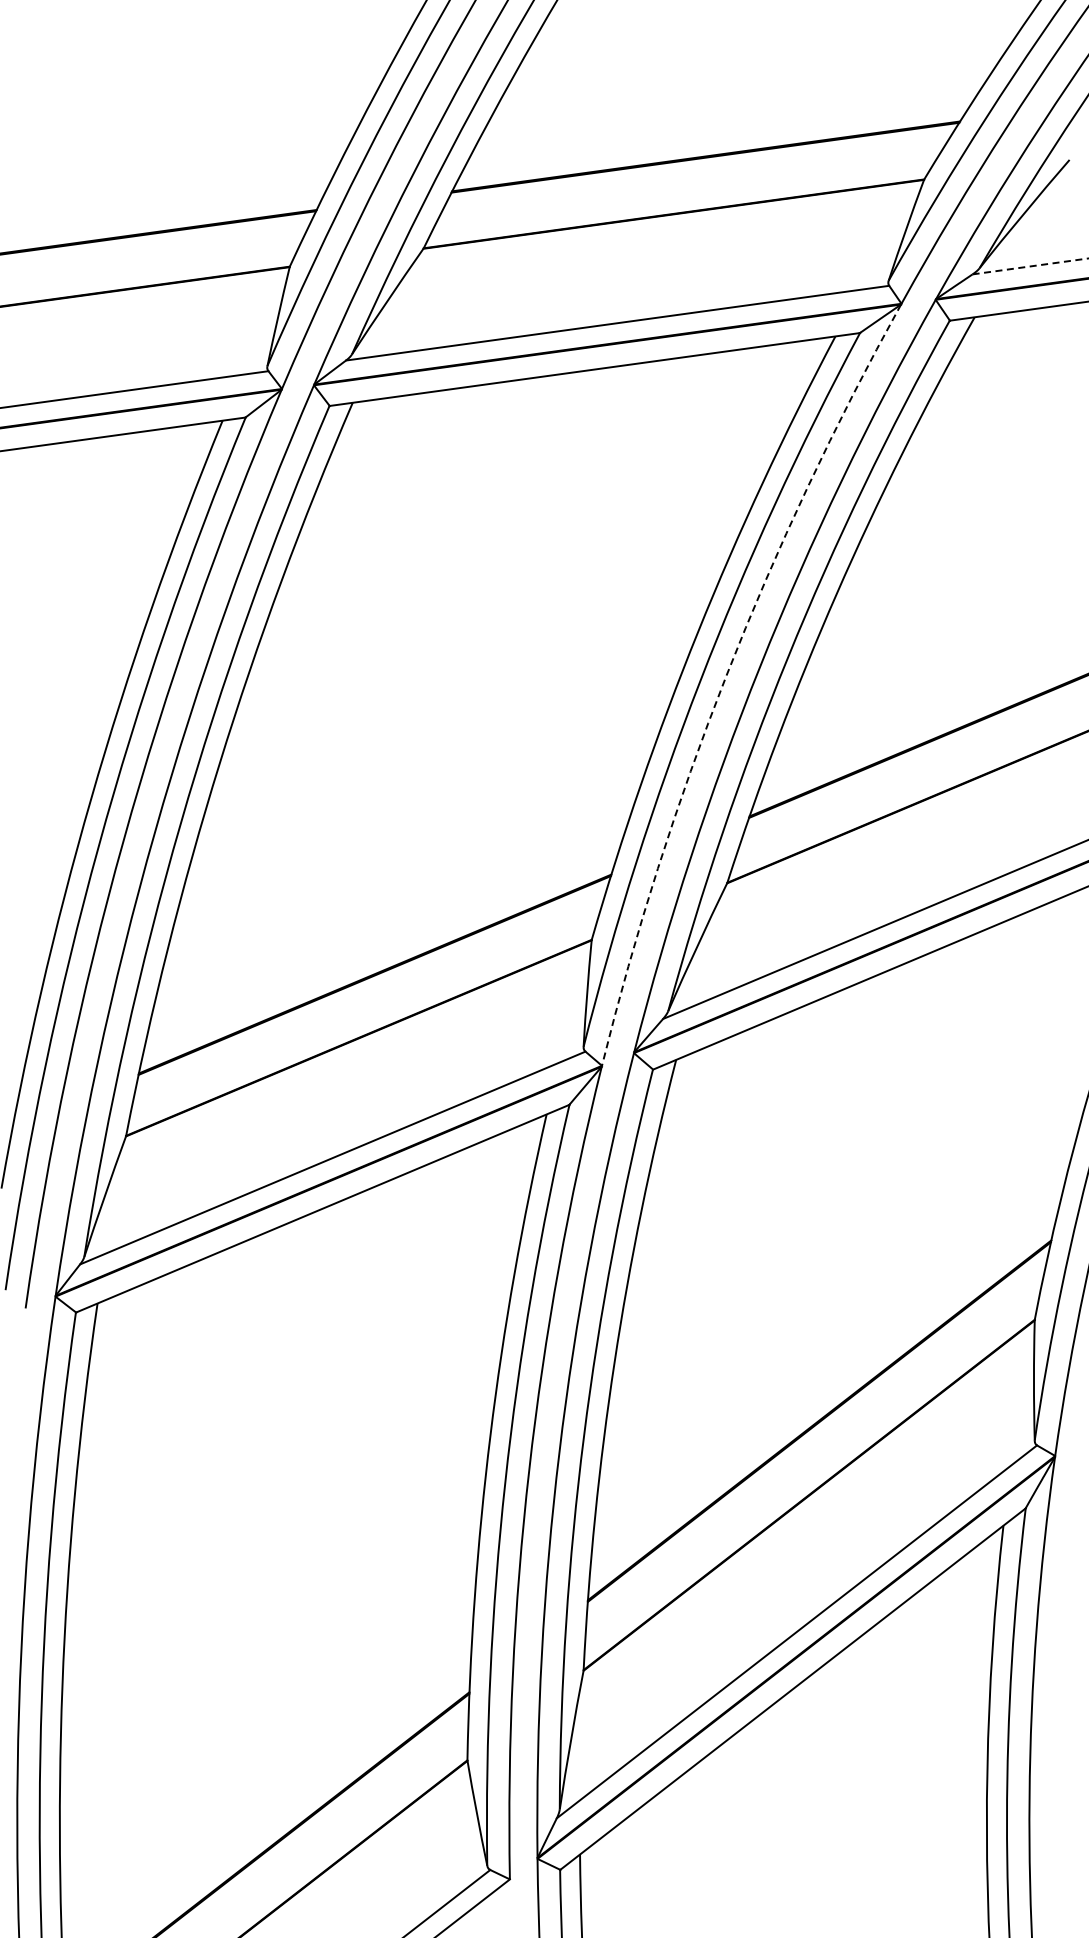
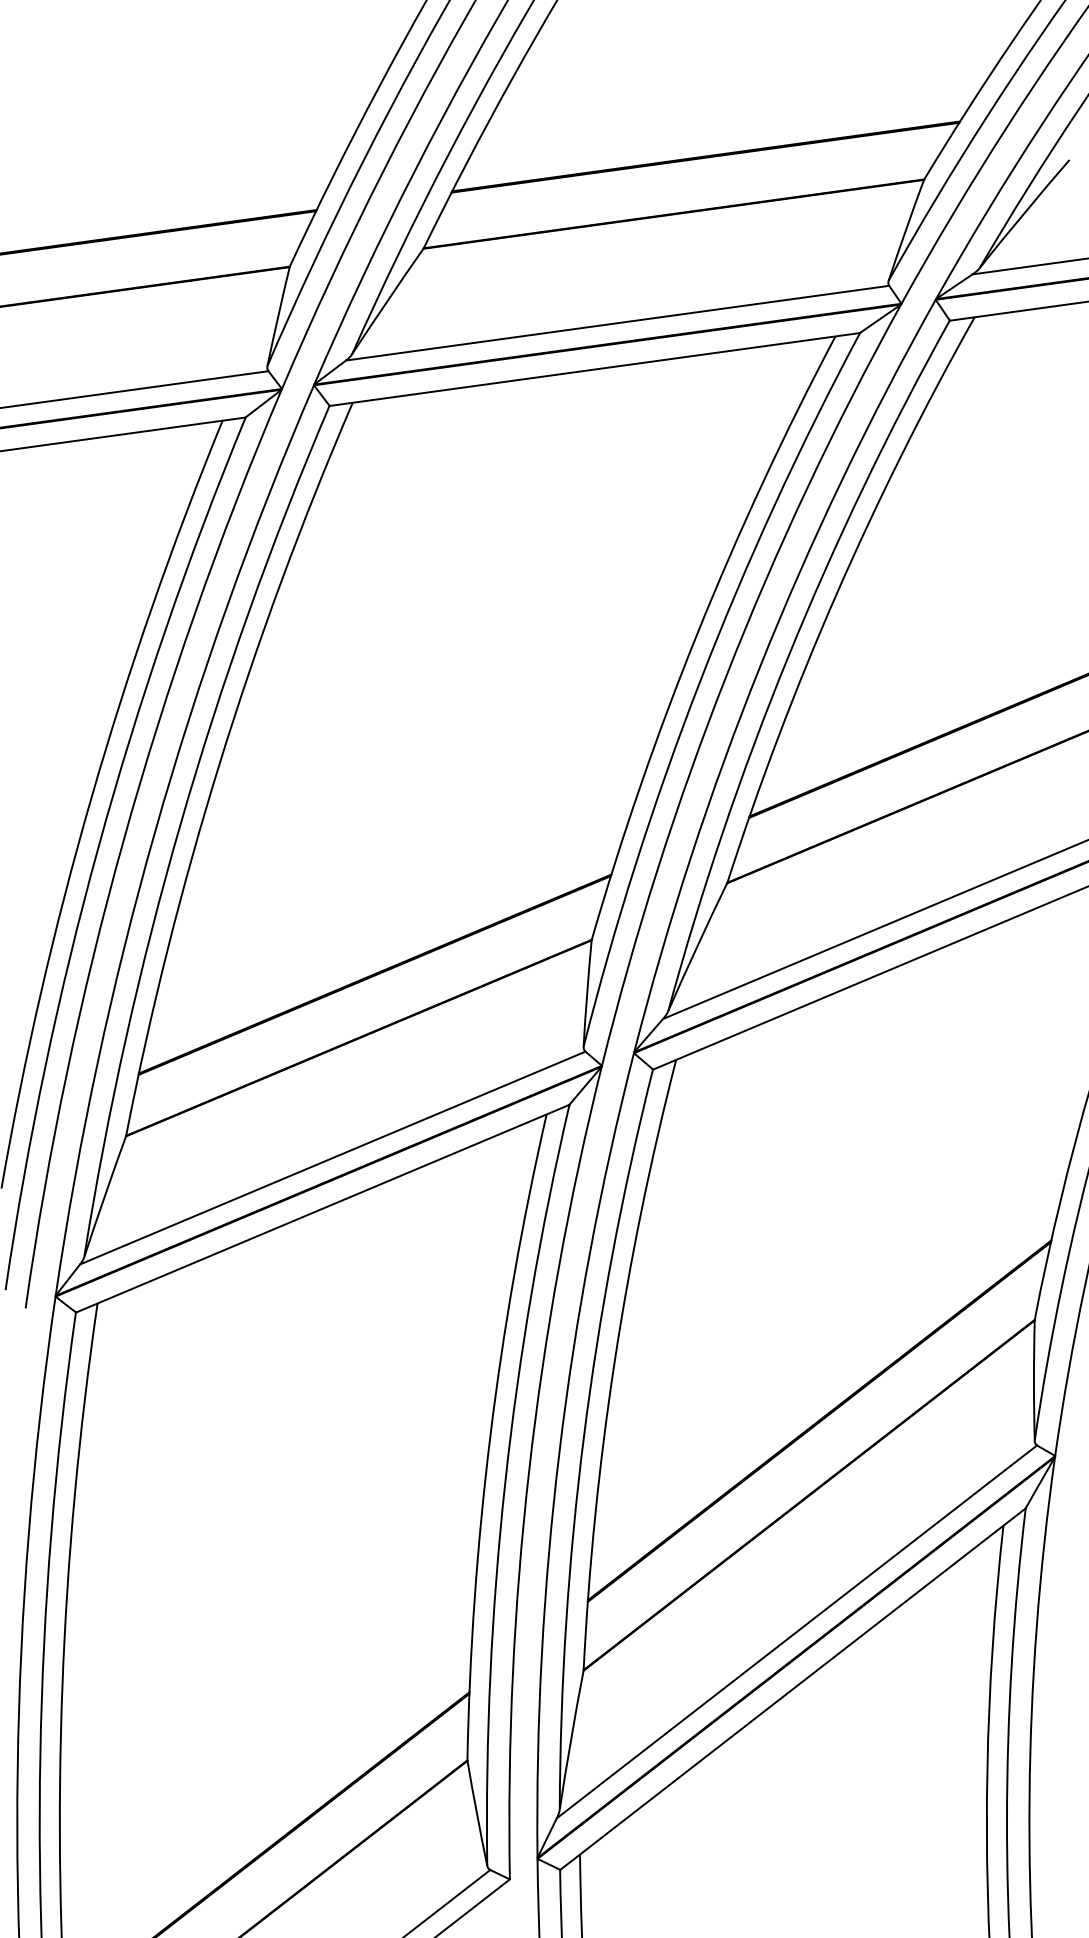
line: dashed -> solid (1030, 266)
arc: dashed -> solid (726, 675)
